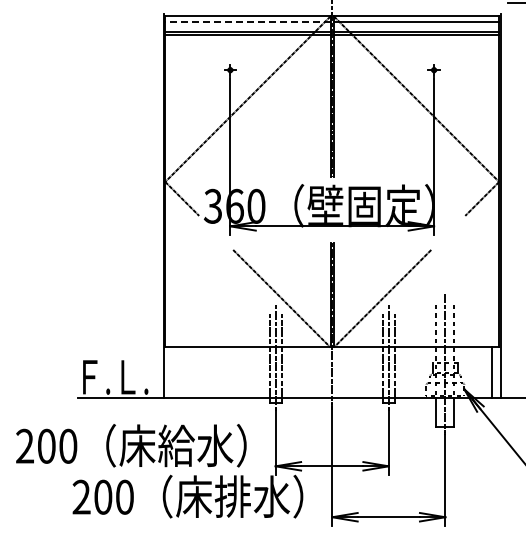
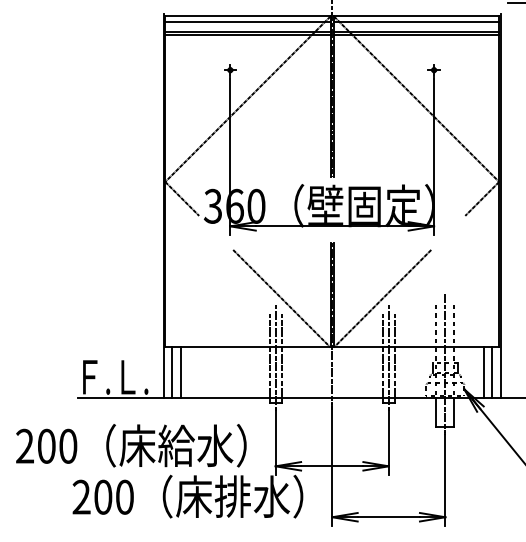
line: dashed -> solid (247, 22)
line: none -> present (172, 372)
line: none -> present (180, 372)
line: none -> present (483, 372)
